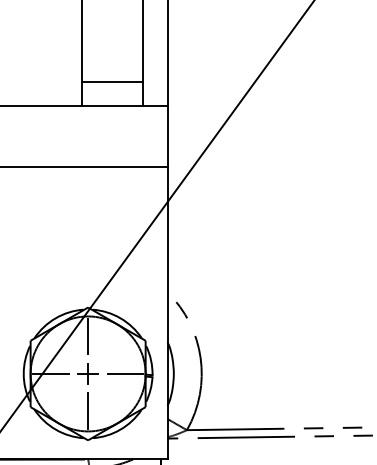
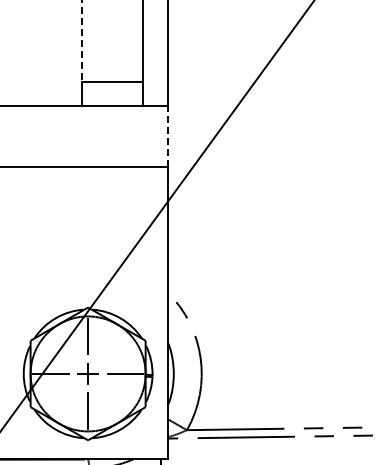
line: solid -> dashed (82, 41)
line: solid -> dashed (167, 136)
